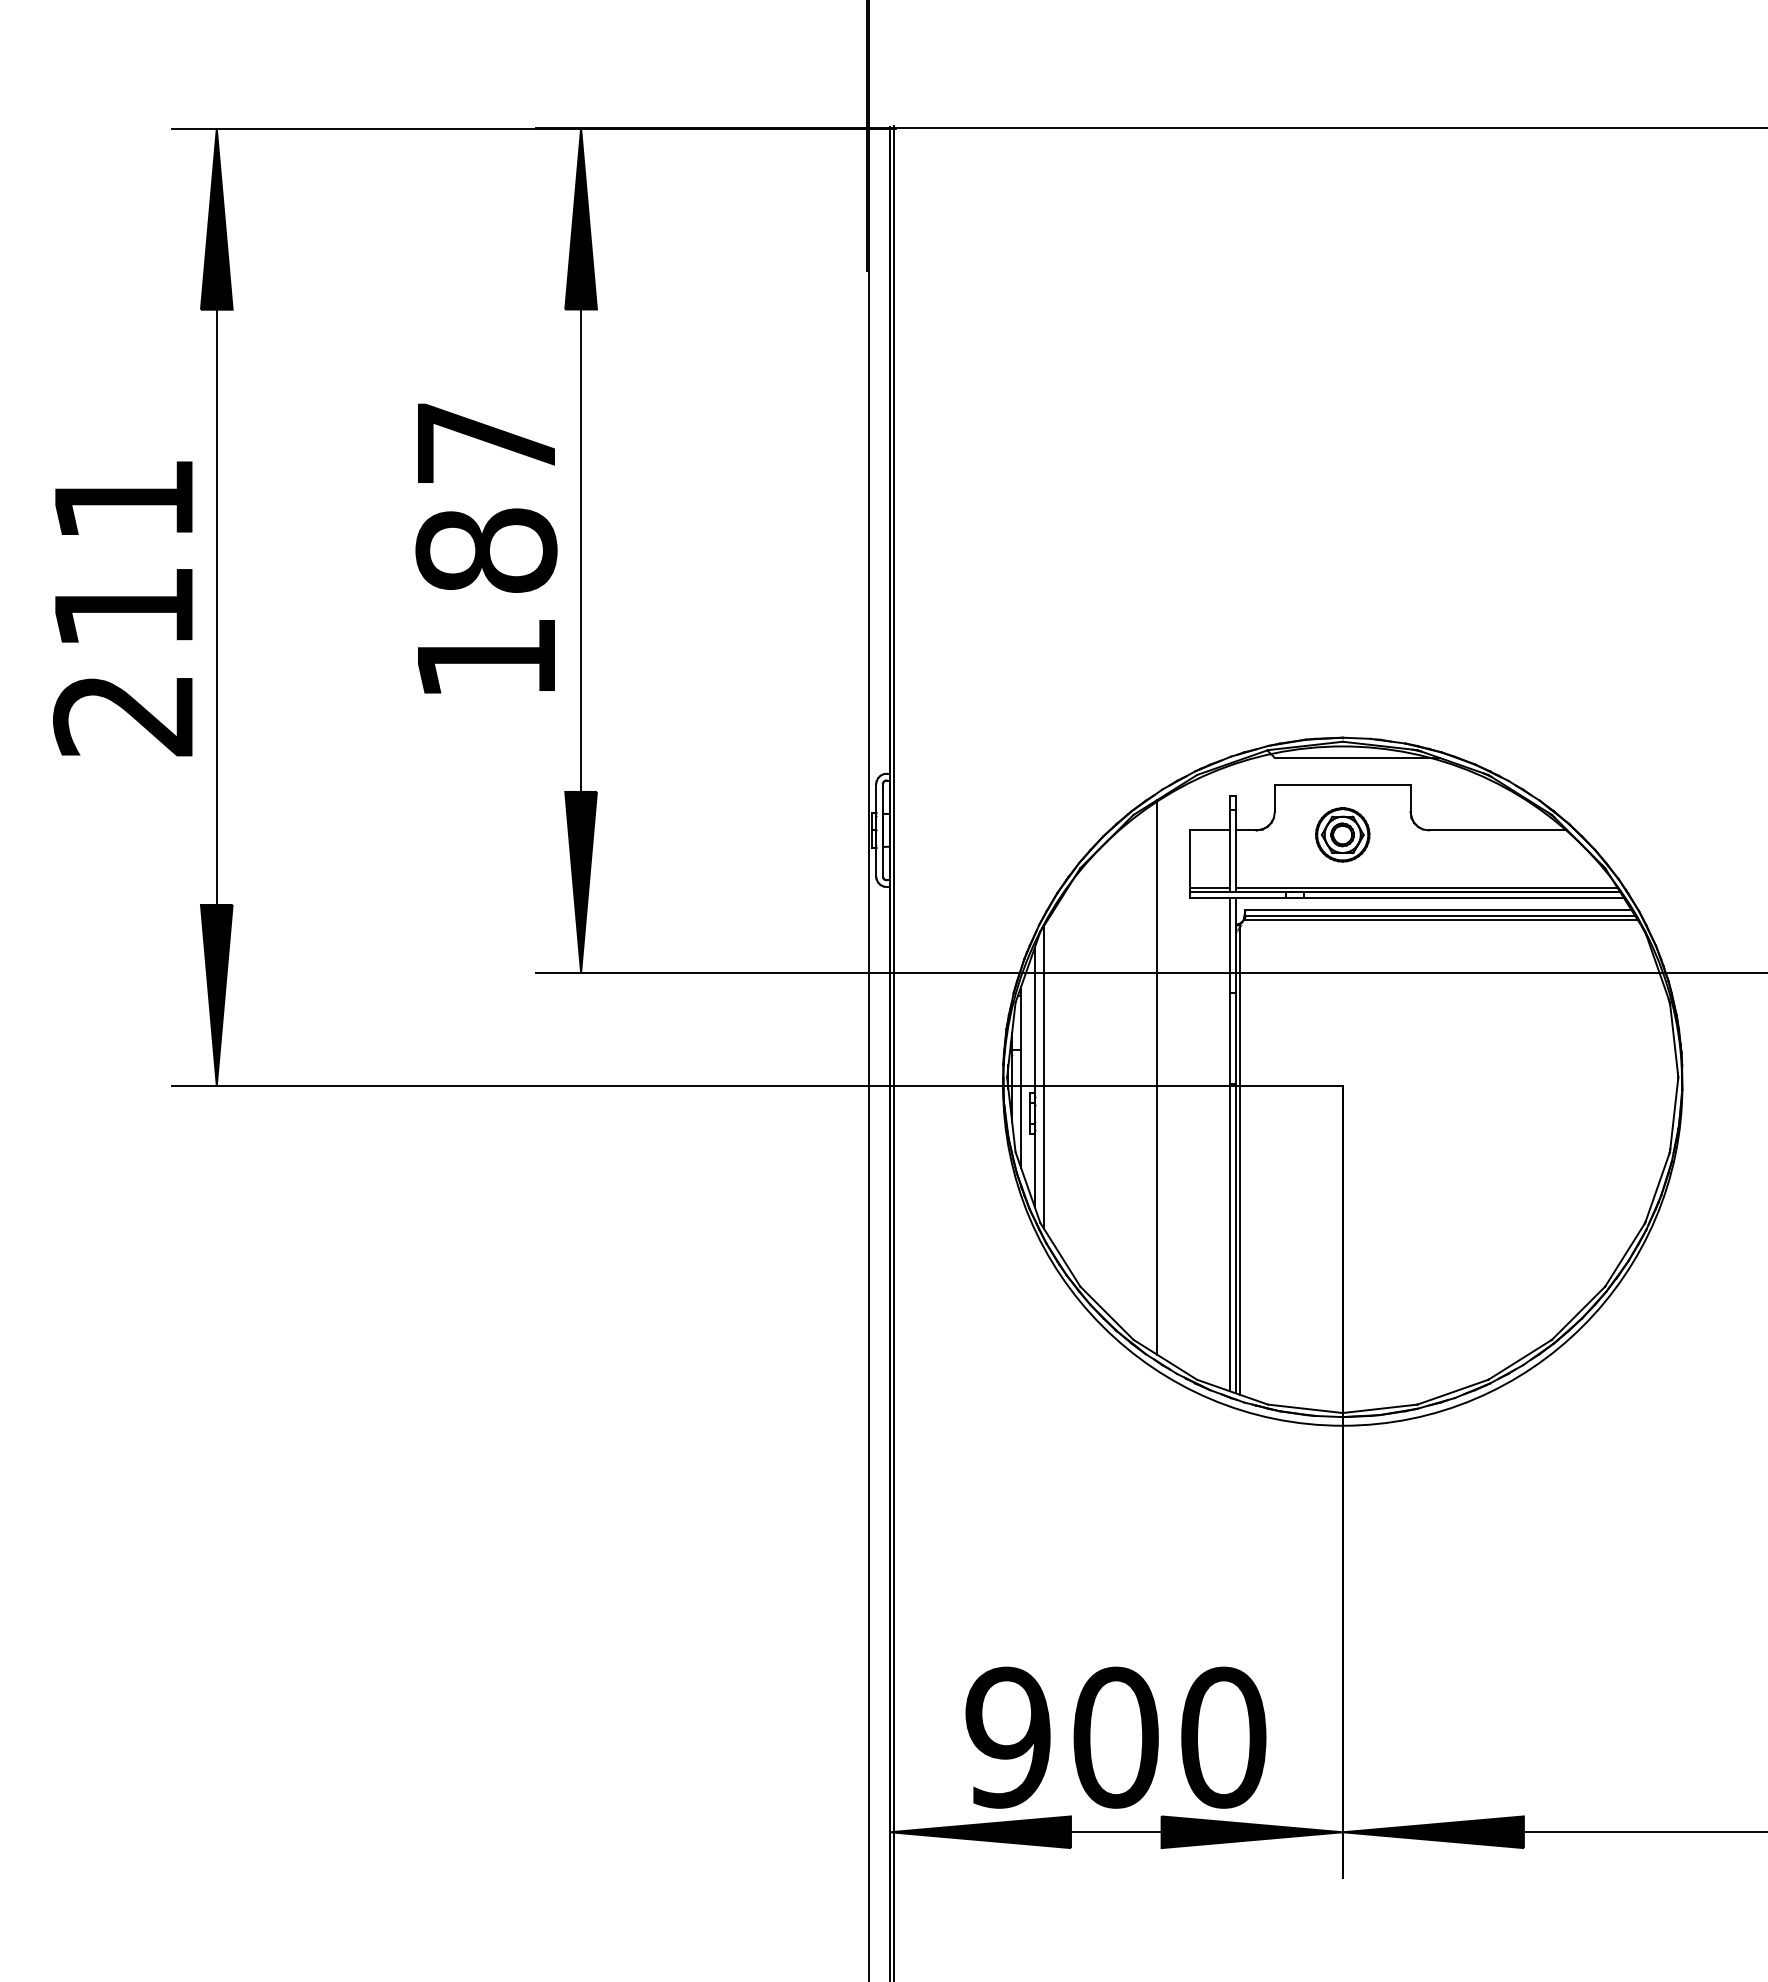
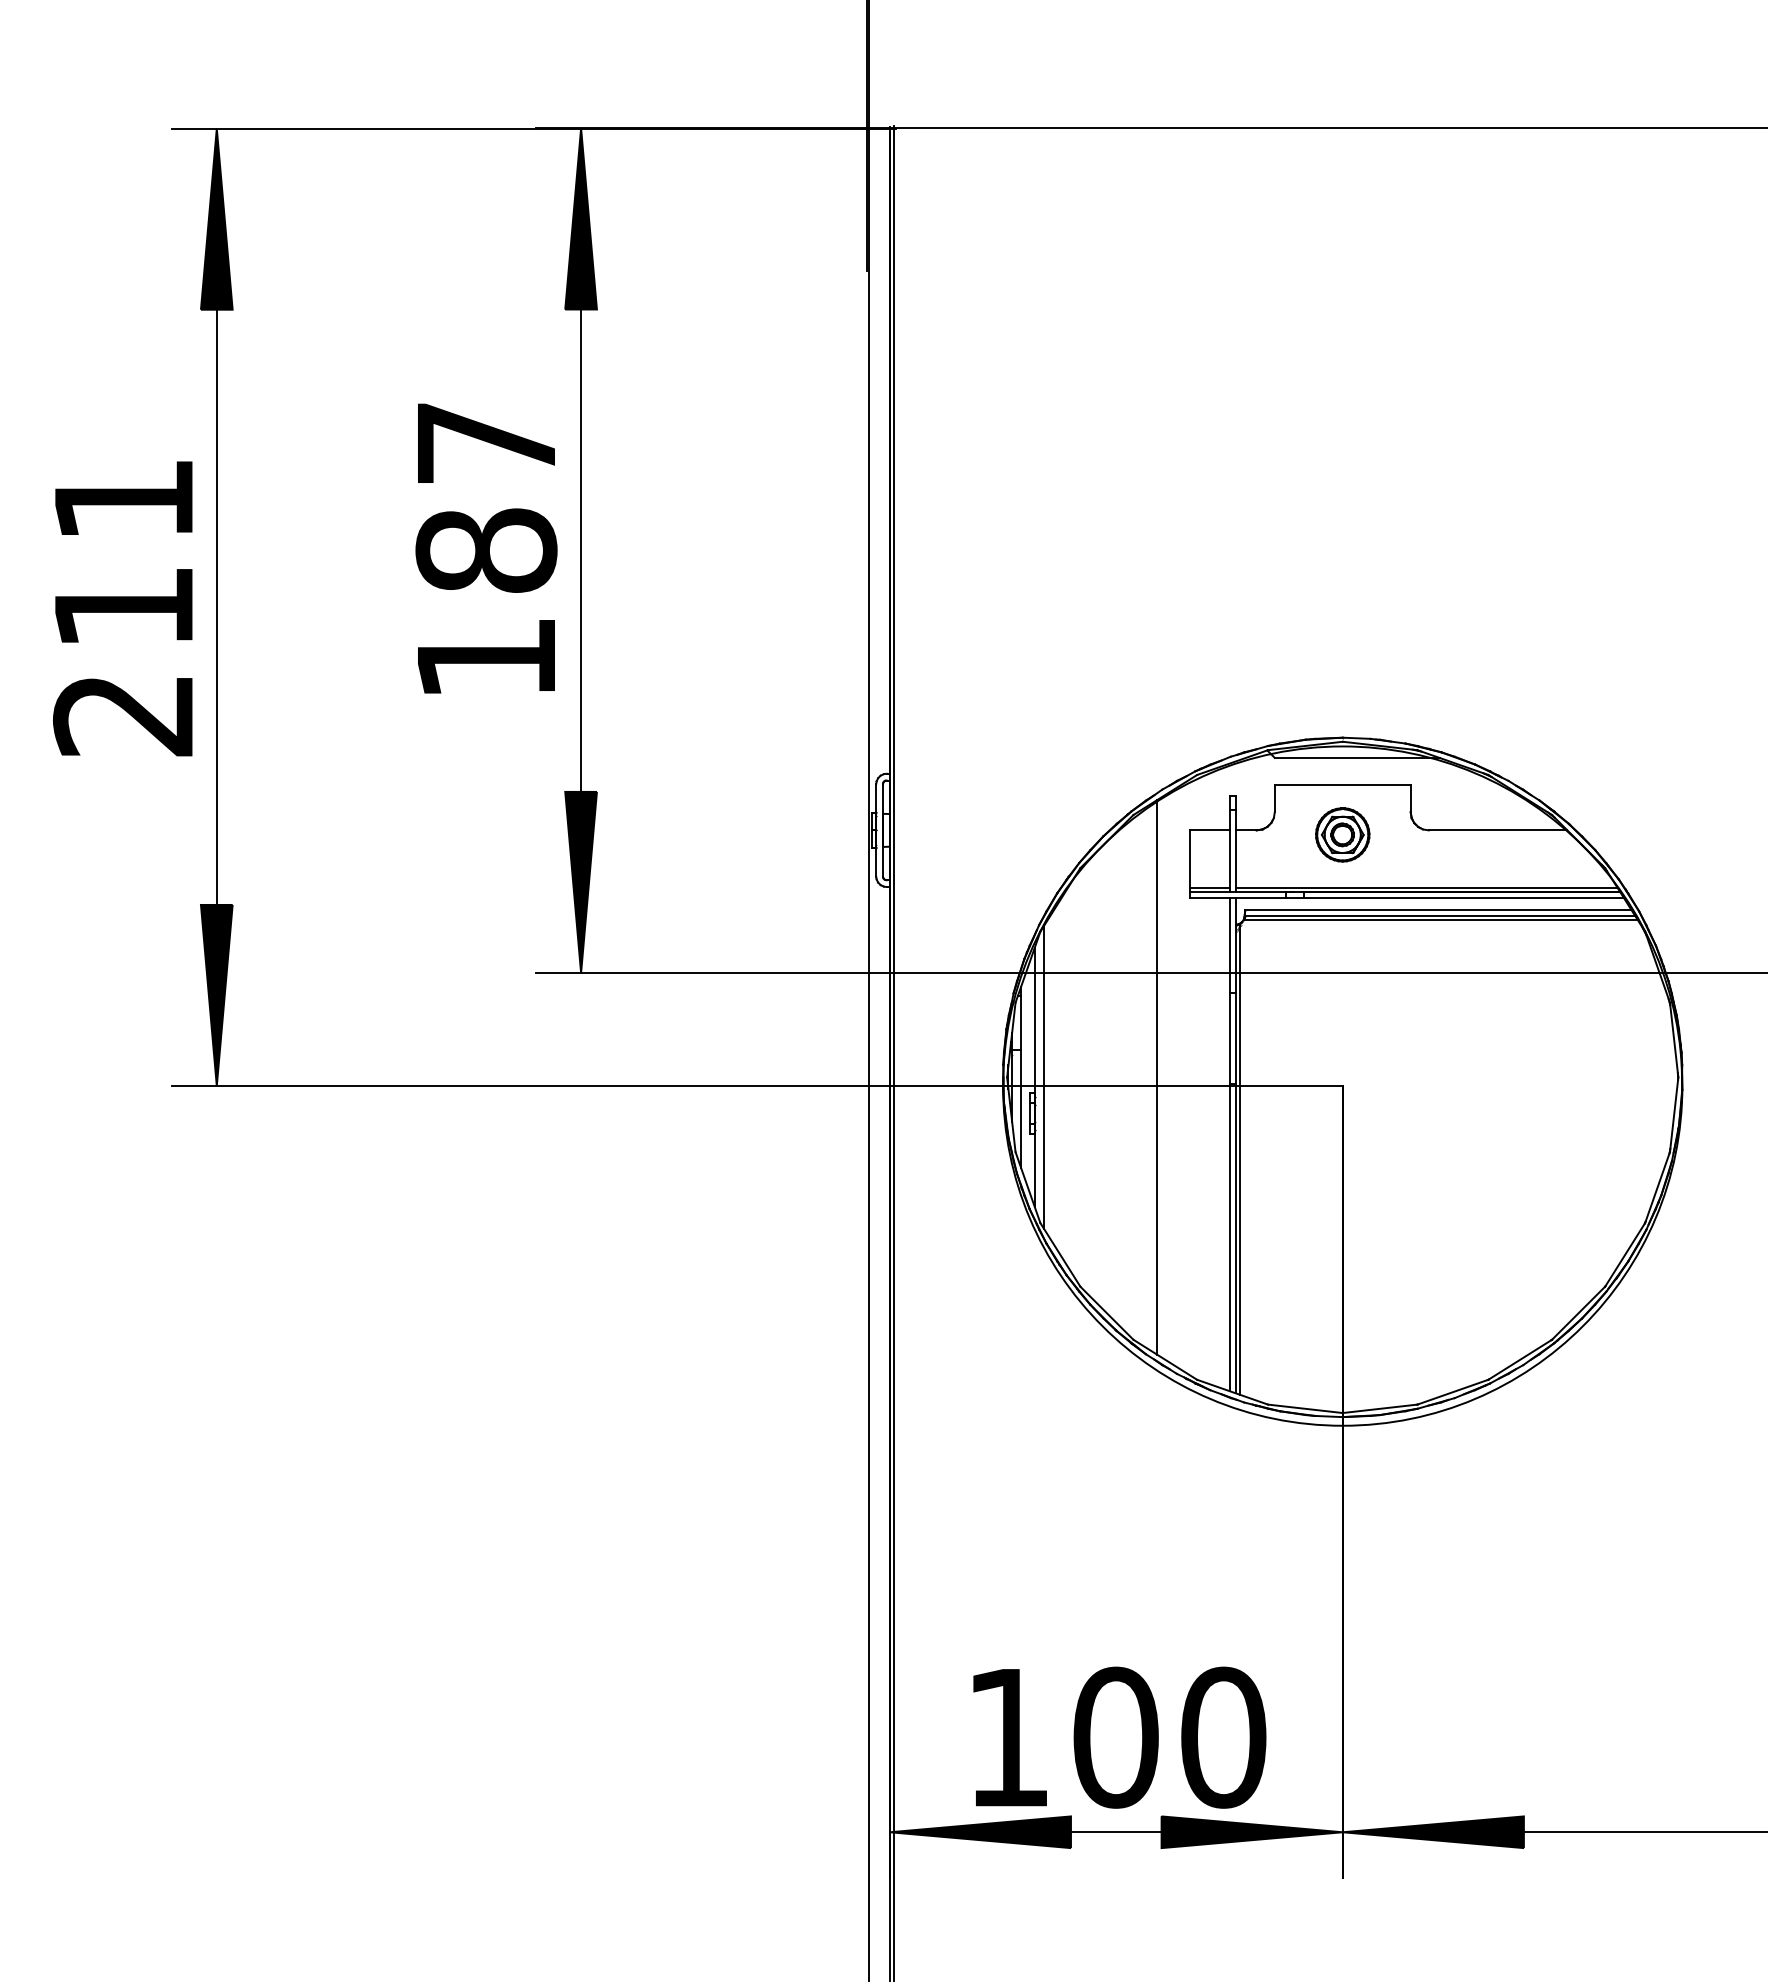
text: 900 -> 100 (1007, 1737)
